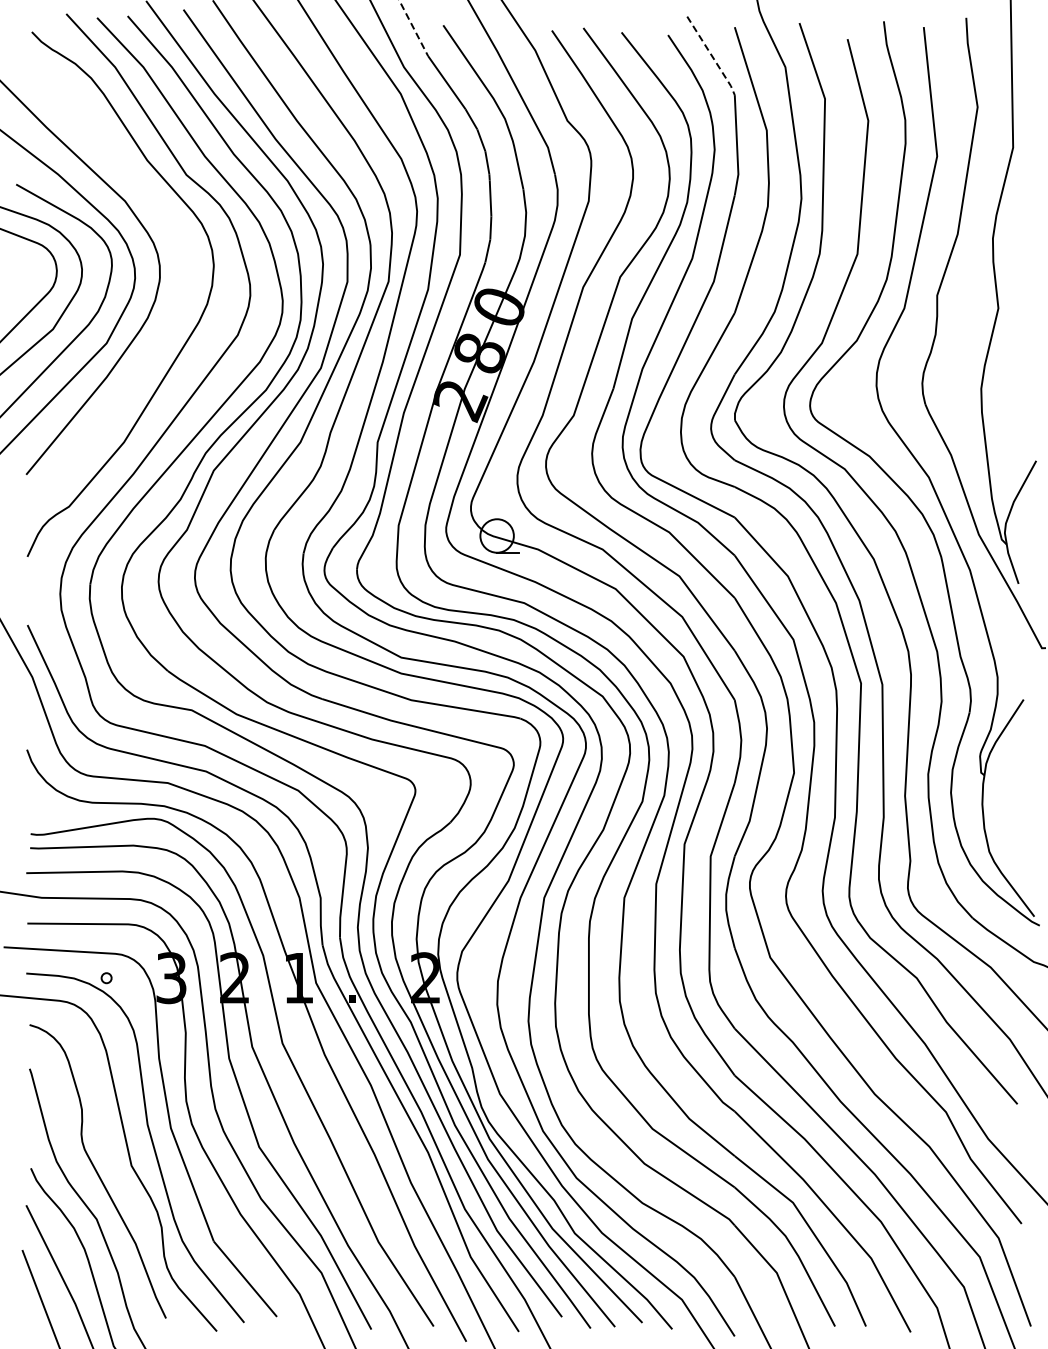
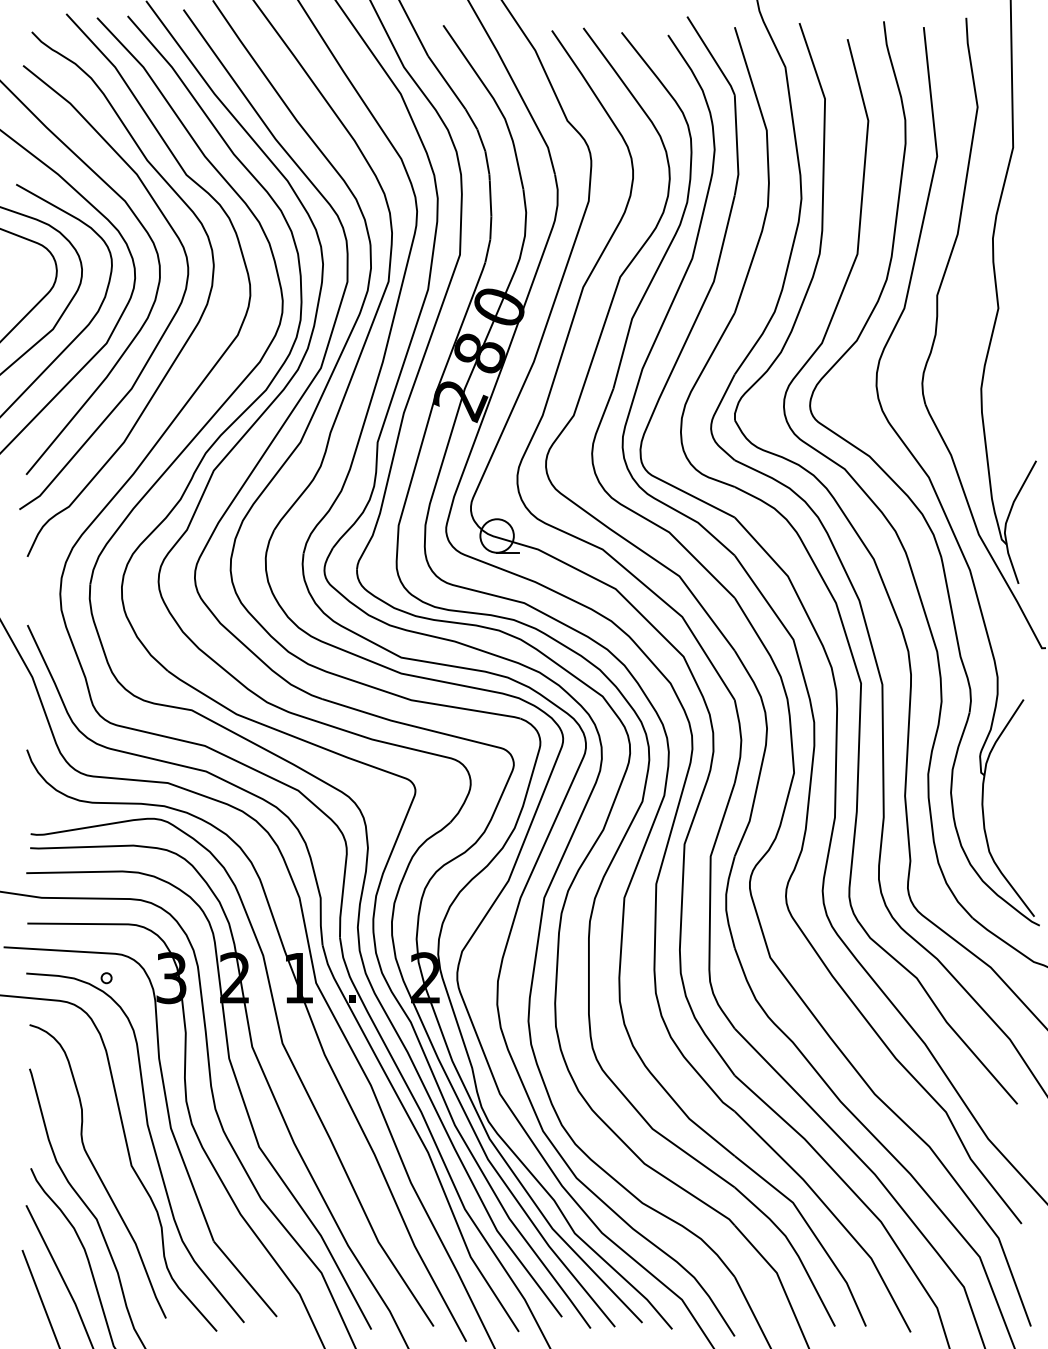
line: dashed -> solid (414, 28)
line: dashed -> solid (712, 56)
curve: none -> present (168, 323)
